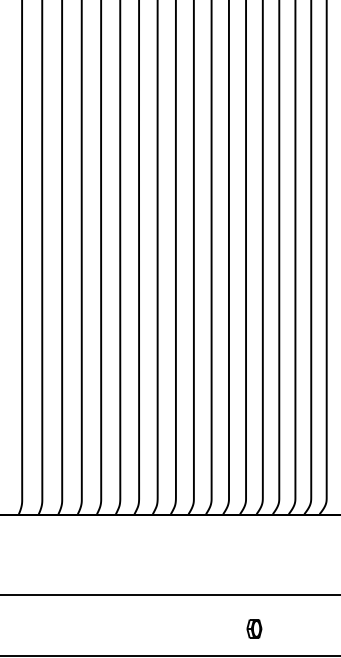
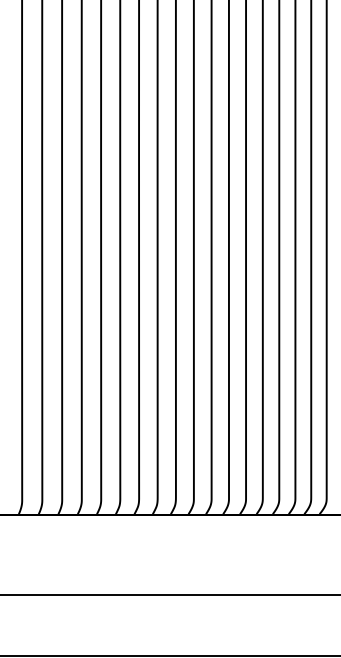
part: present -> none (254, 628)
